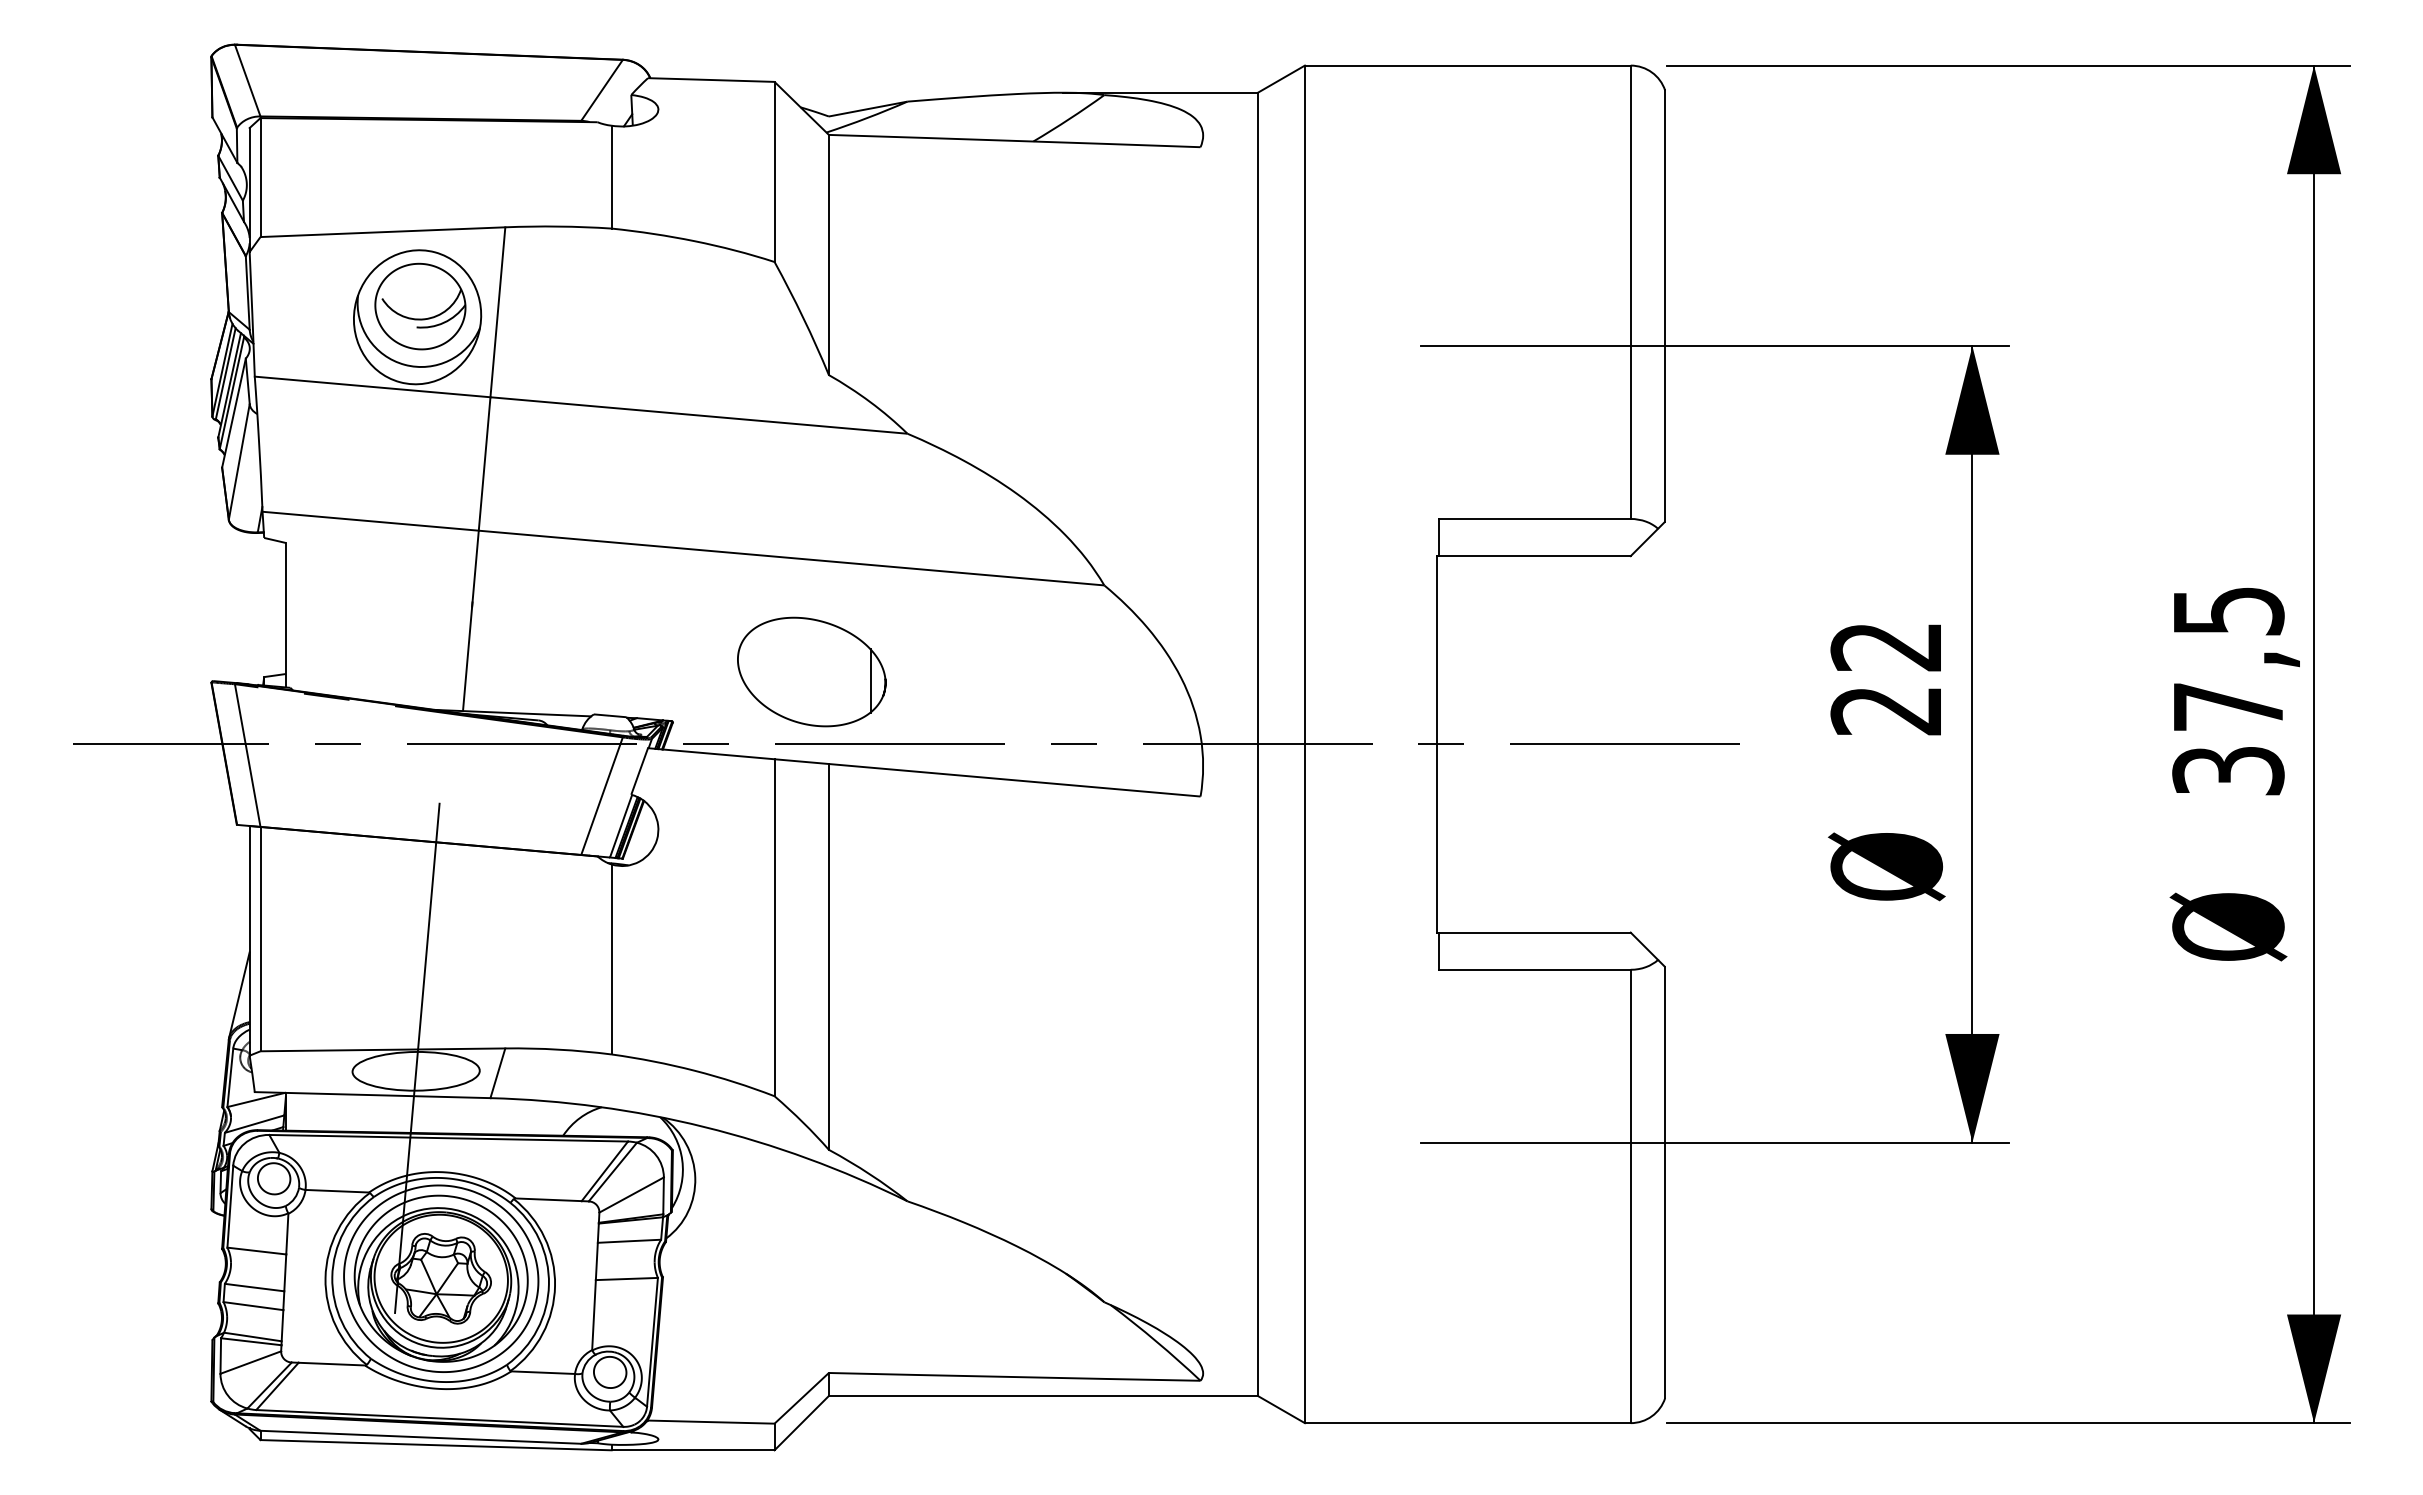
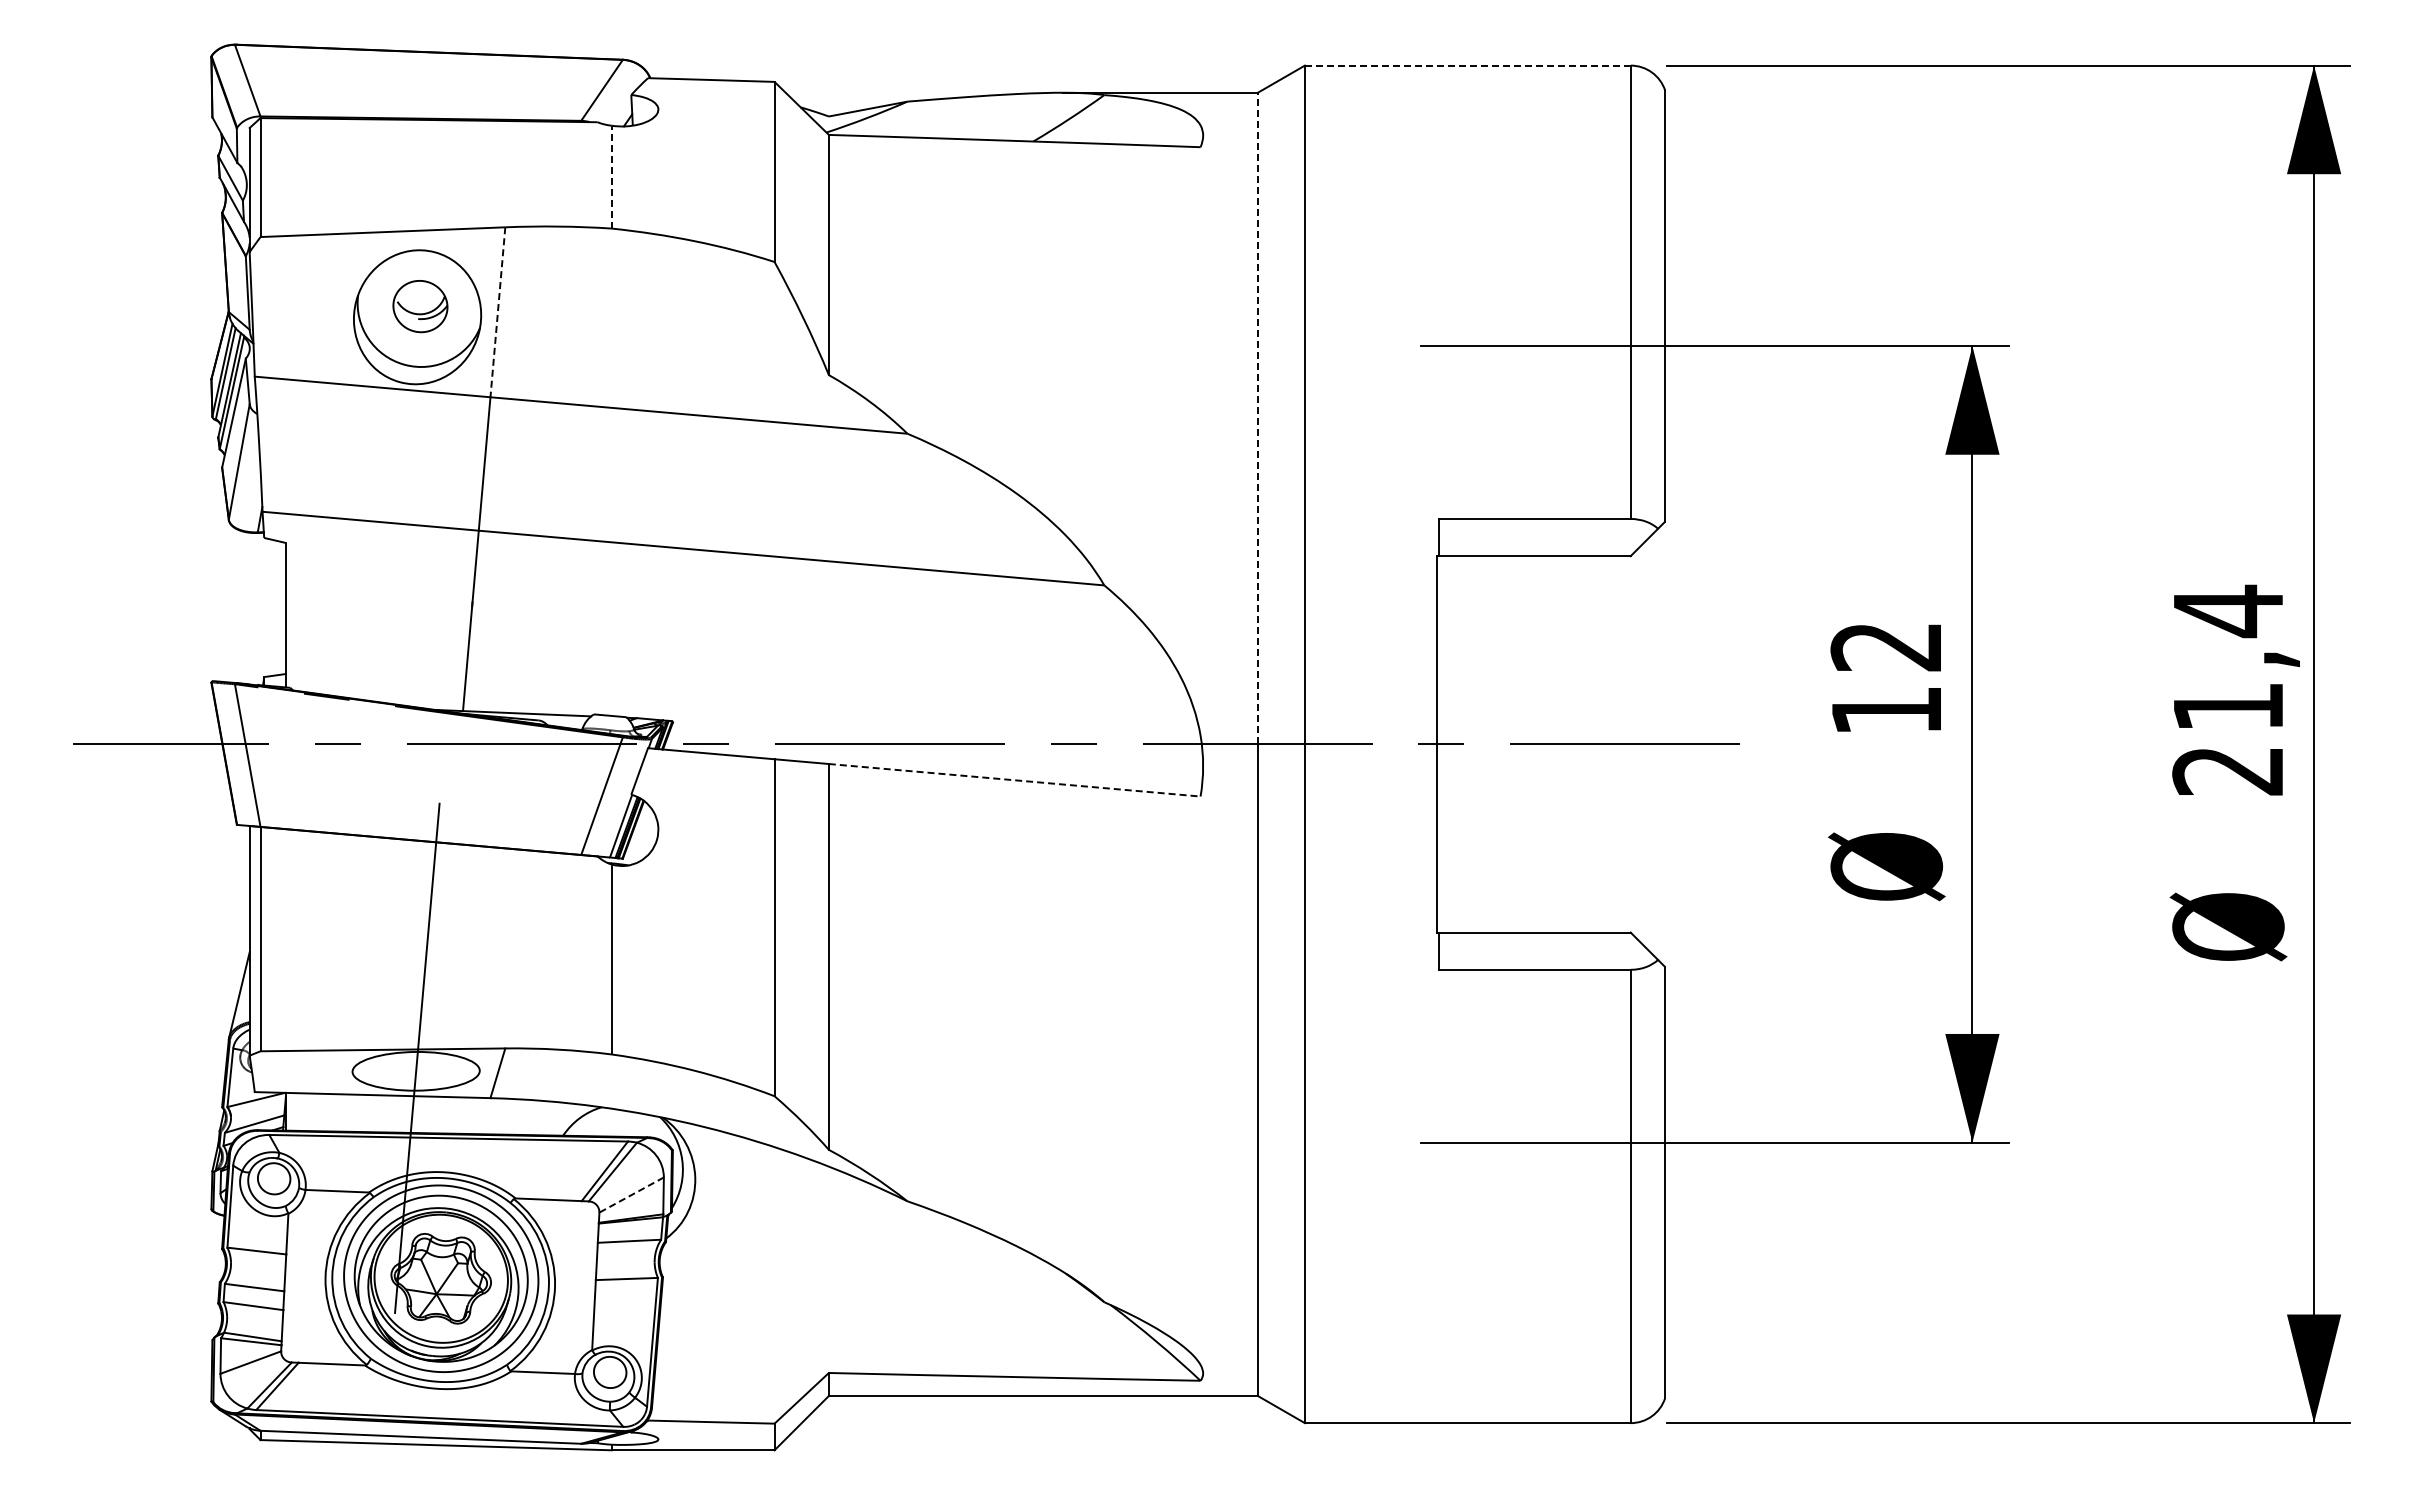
line: solid -> dashed (1467, 65)
line: solid -> dashed (611, 176)
part size: 93x89 px -> 57x54 px (420, 306)
line: solid -> dashed (497, 312)
line: solid -> dashed (1257, 418)
part: present -> none (811, 671)
text: 37,5 -> 21,4 (2228, 689)
text: 22 -> 12 (1885, 711)
line: solid -> dashed (1014, 780)
line: solid -> dashed (631, 1195)
